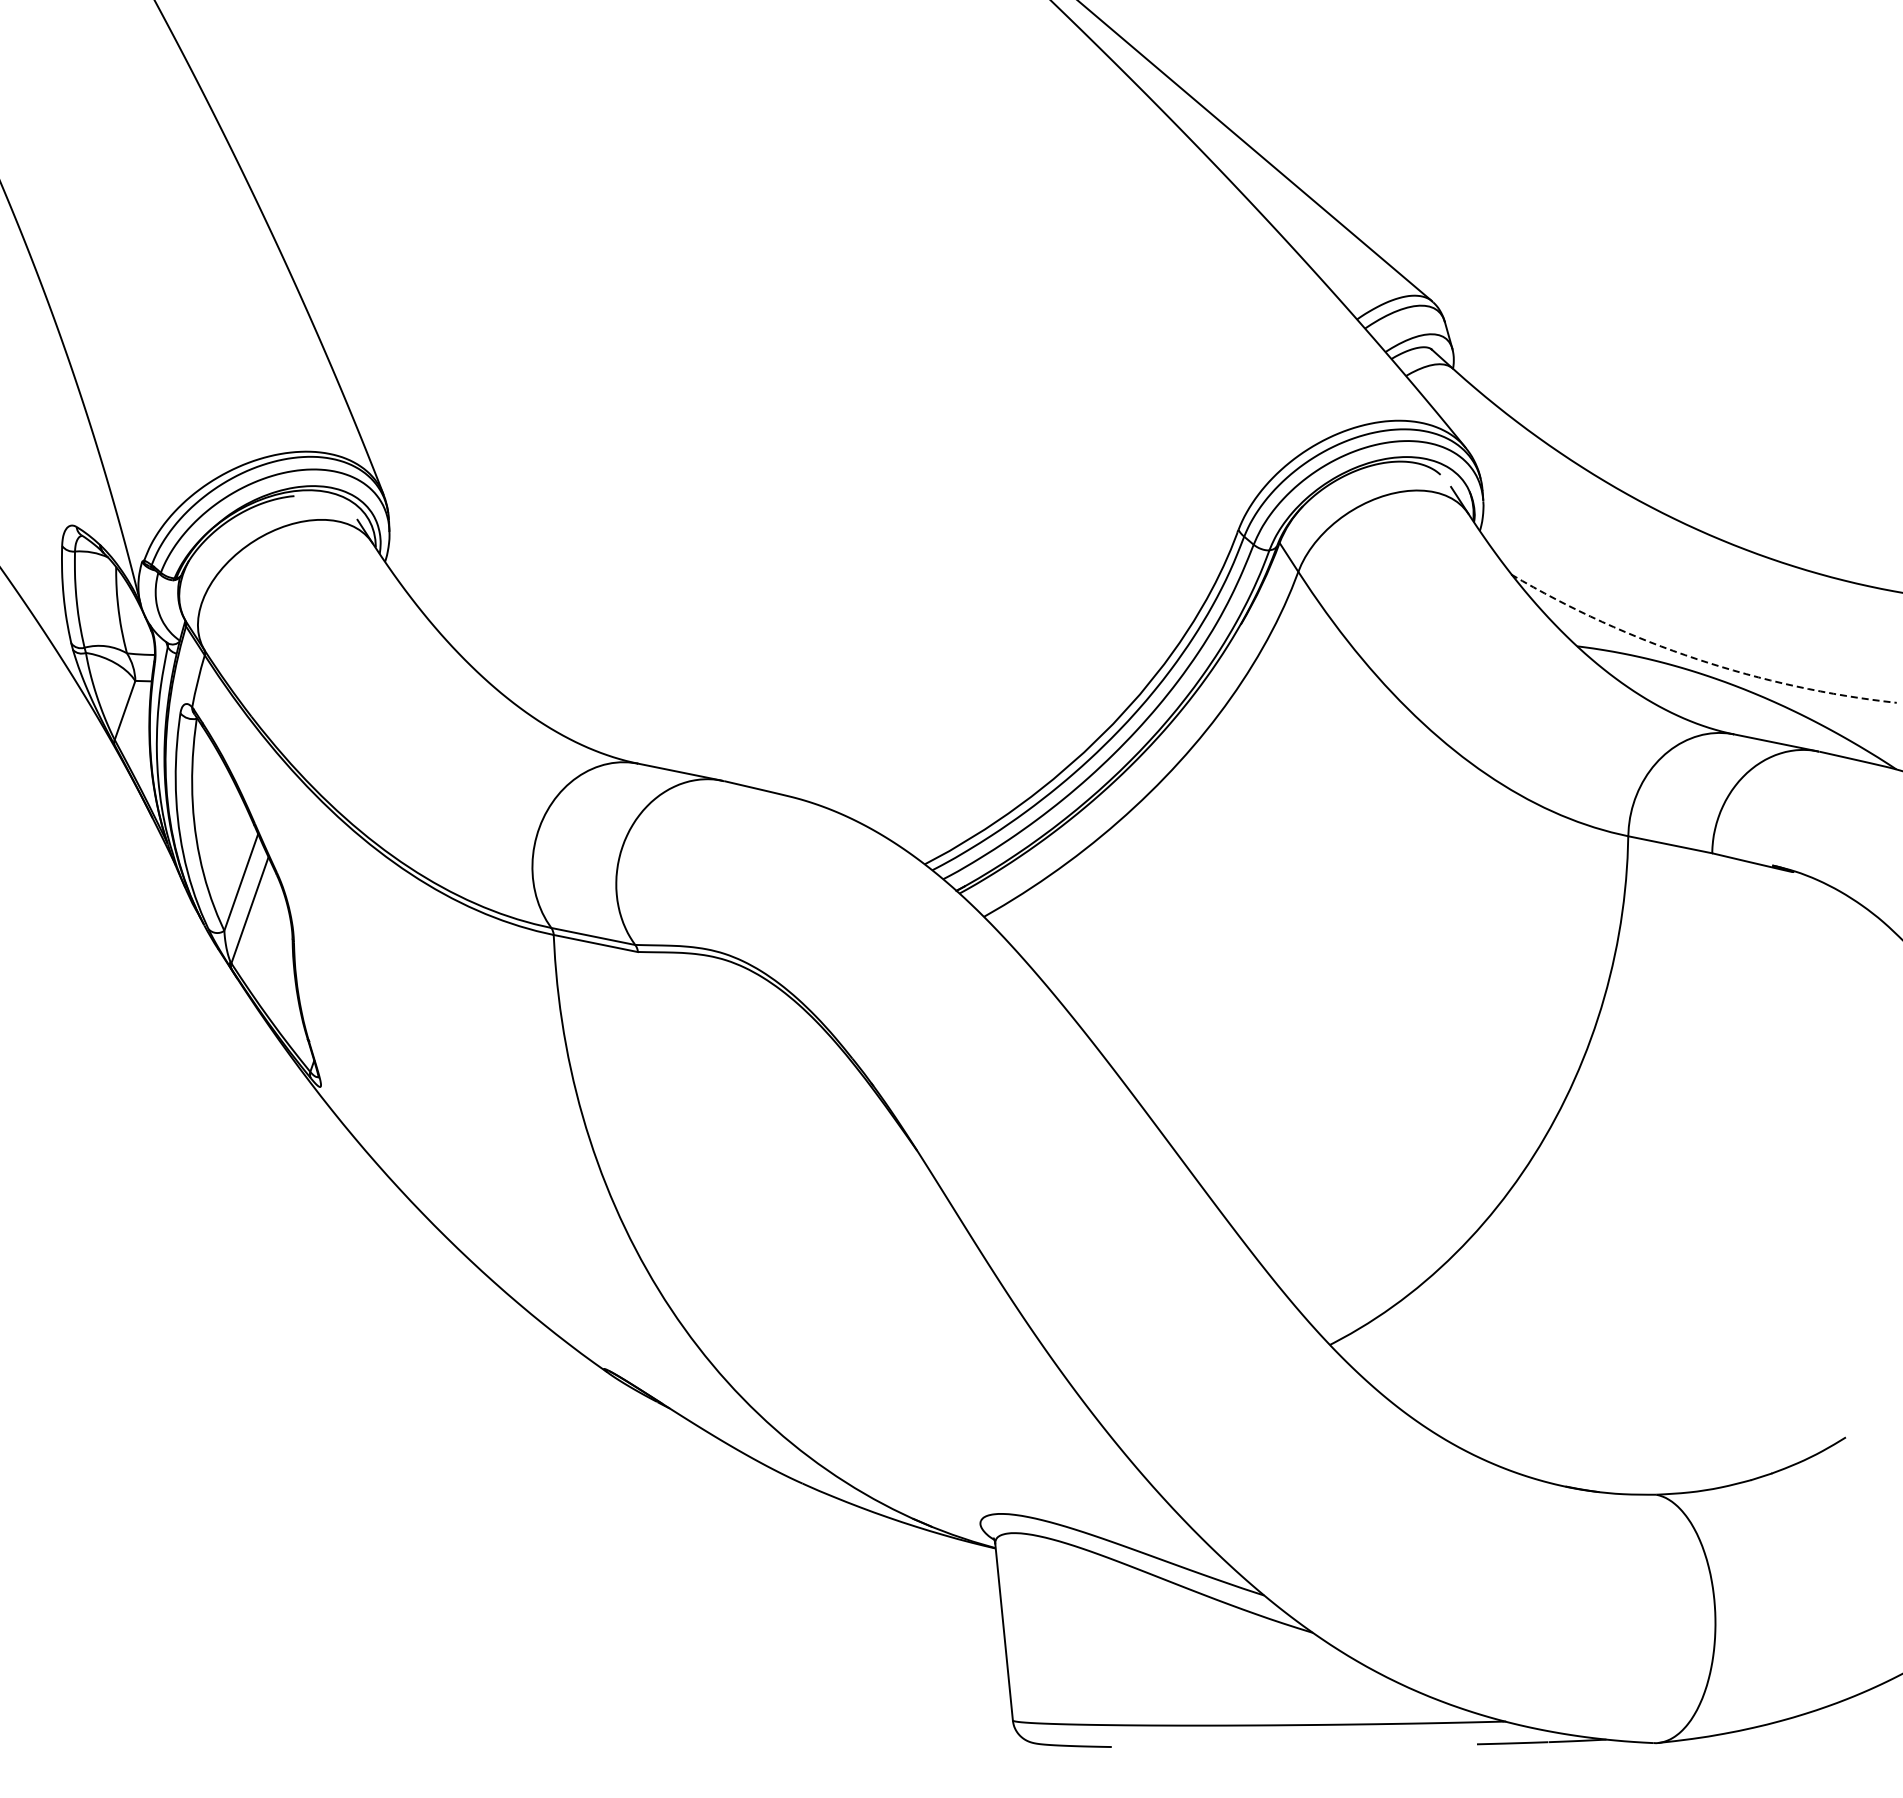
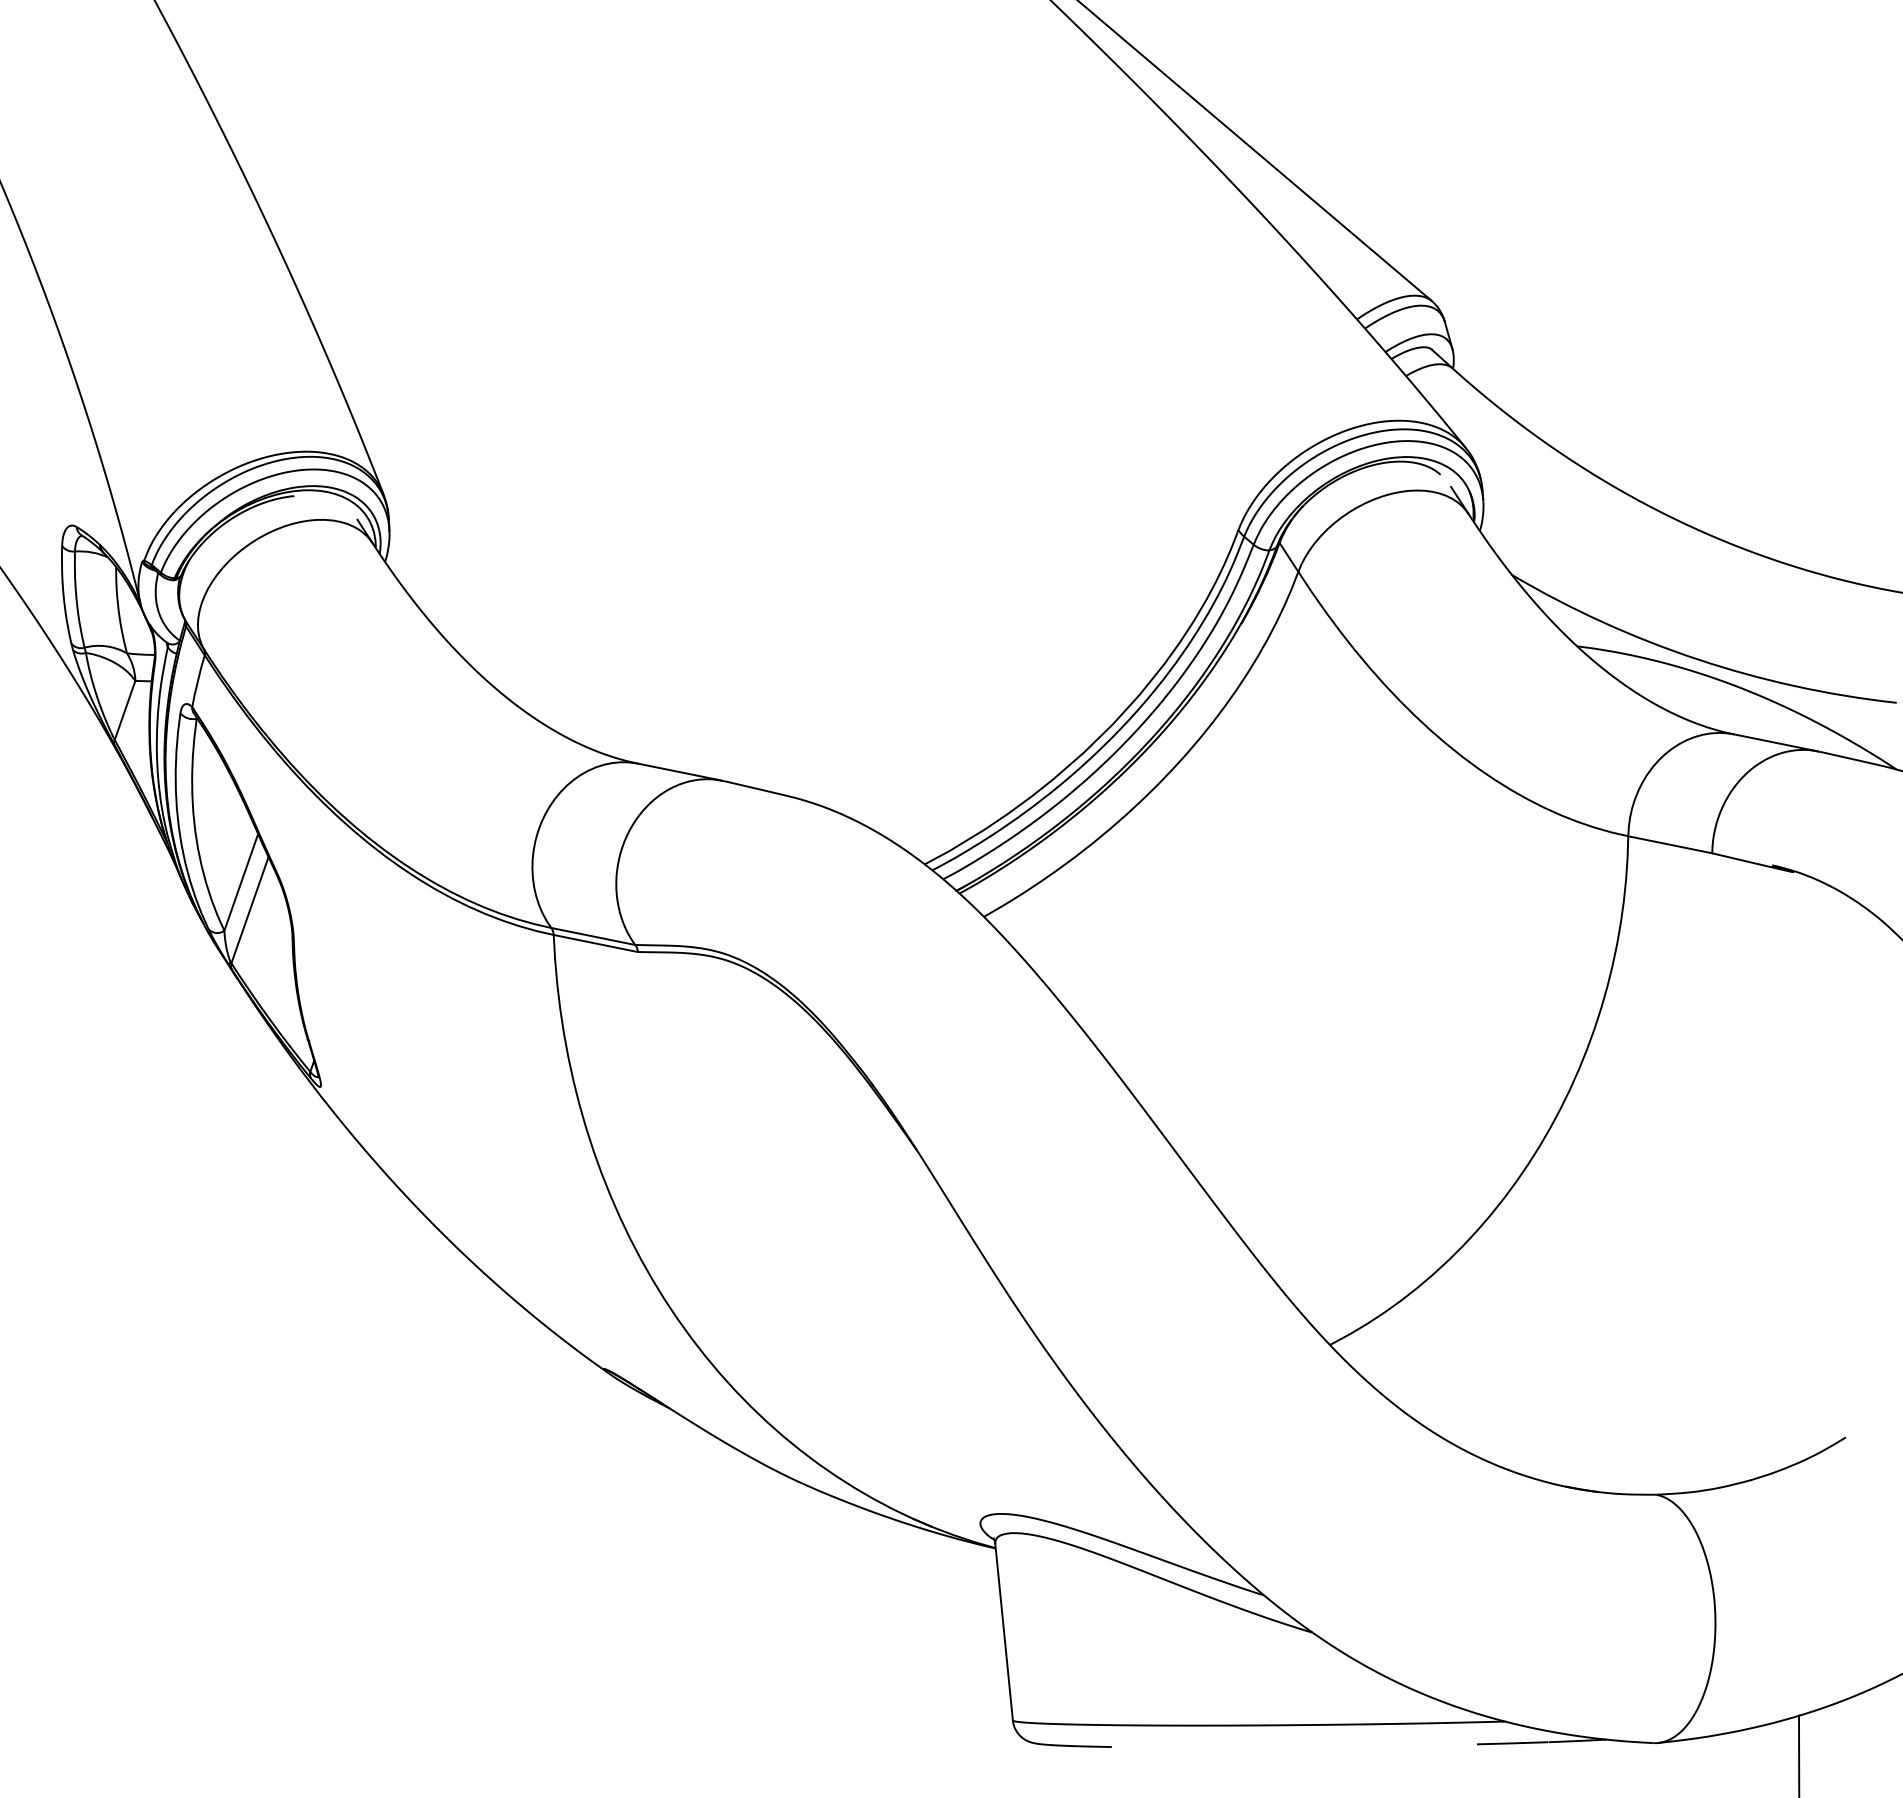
arc: dashed -> solid (1697, 659)
line: none -> present (1799, 1754)
